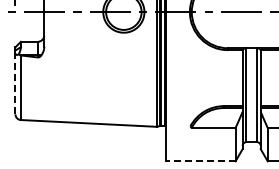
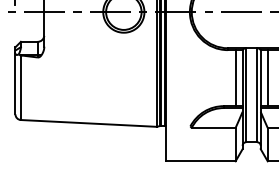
line: none -> present (235, 78)
line: none -> present (267, 78)
line: dashed -> solid (15, 83)
line: dashed -> solid (201, 161)
